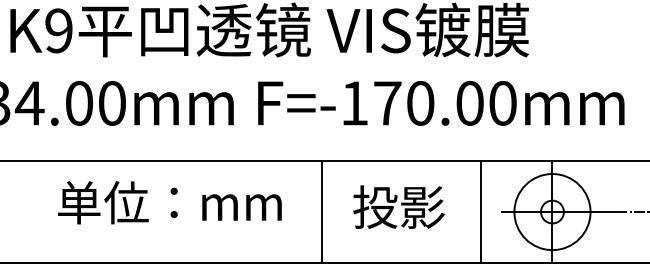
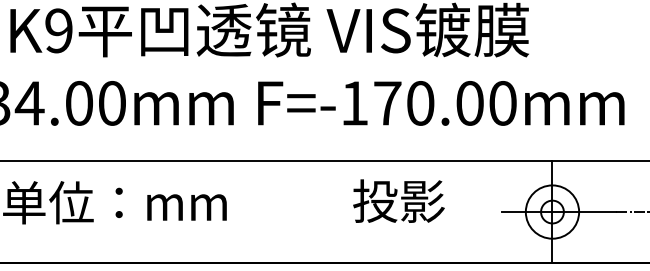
text position: (169, 202) -> (114, 202) (114, 202)
text position: (398, 206) -> (398, 200) (398, 200)
line: present -> none (322, 211)
line: present -> none (481, 211)
circle diameter: 76 px -> 53 px (552, 211)
